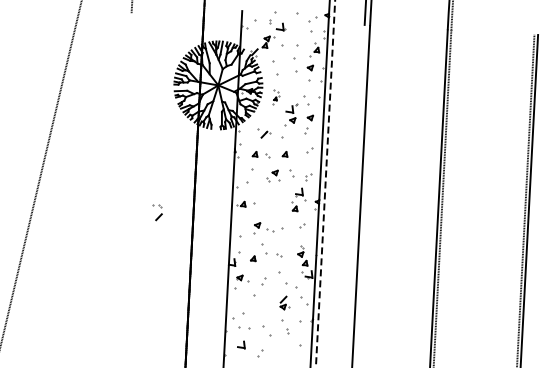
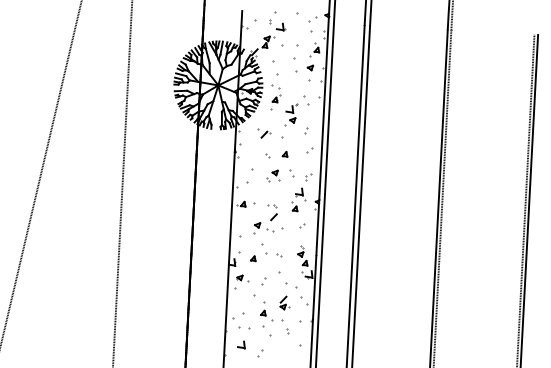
part size: 9x17 px -> 12x27 px (275, 97)
part: present -> none (309, 117)
part: present -> none (254, 154)
line: dashed -> solid (325, 183)
line: none -> present (122, 188)
line: none -> present (355, 194)
part position: (157, 212) -> (272, 212) (272, 212)
part: none -> present (266, 311)
